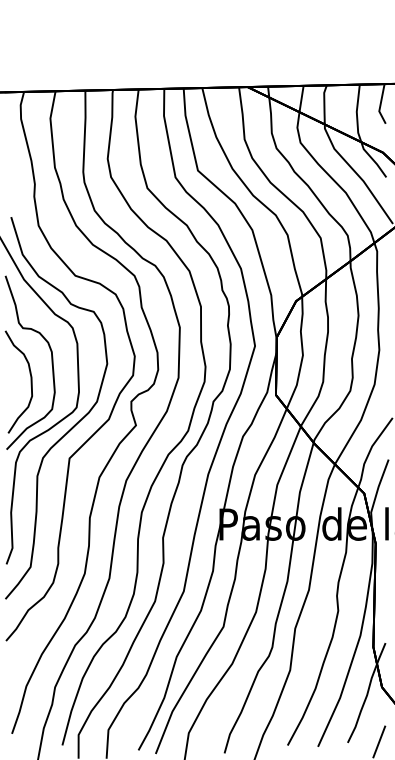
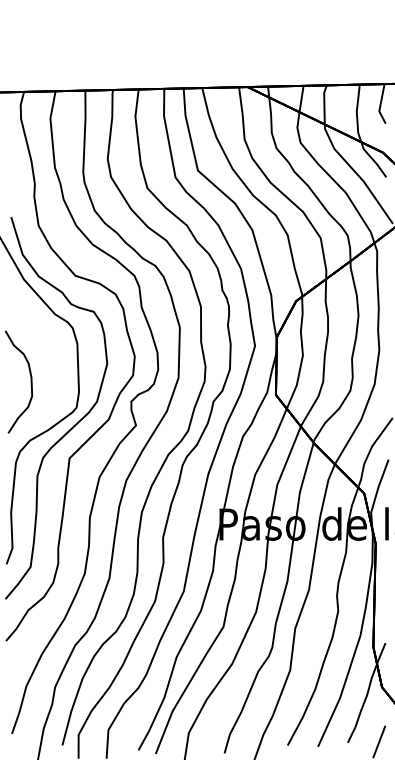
curve: present -> none (51, 362)
